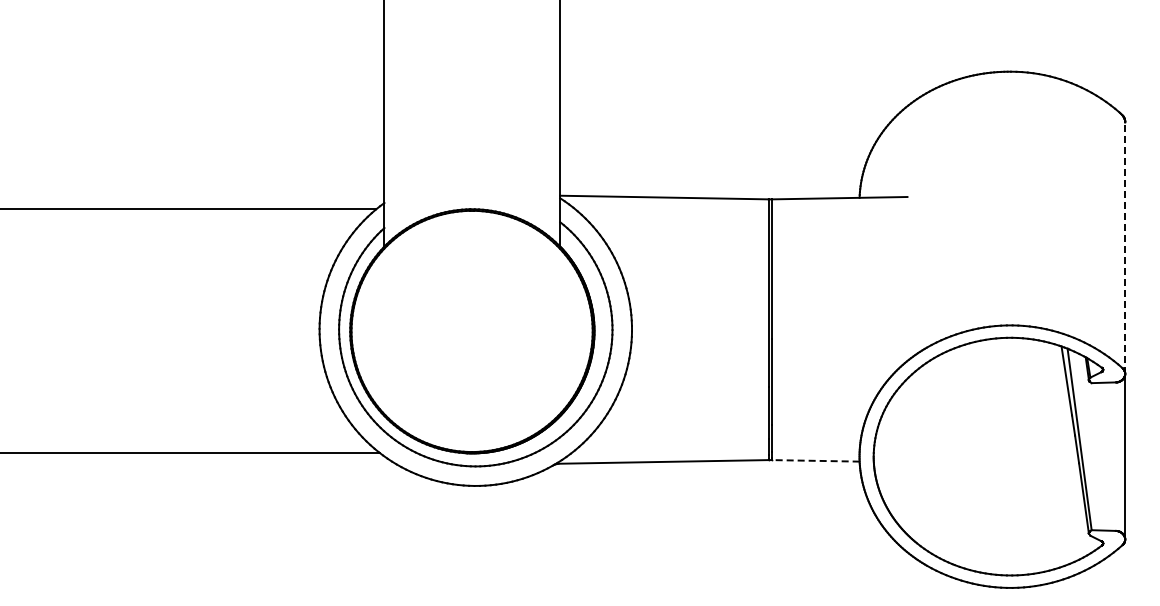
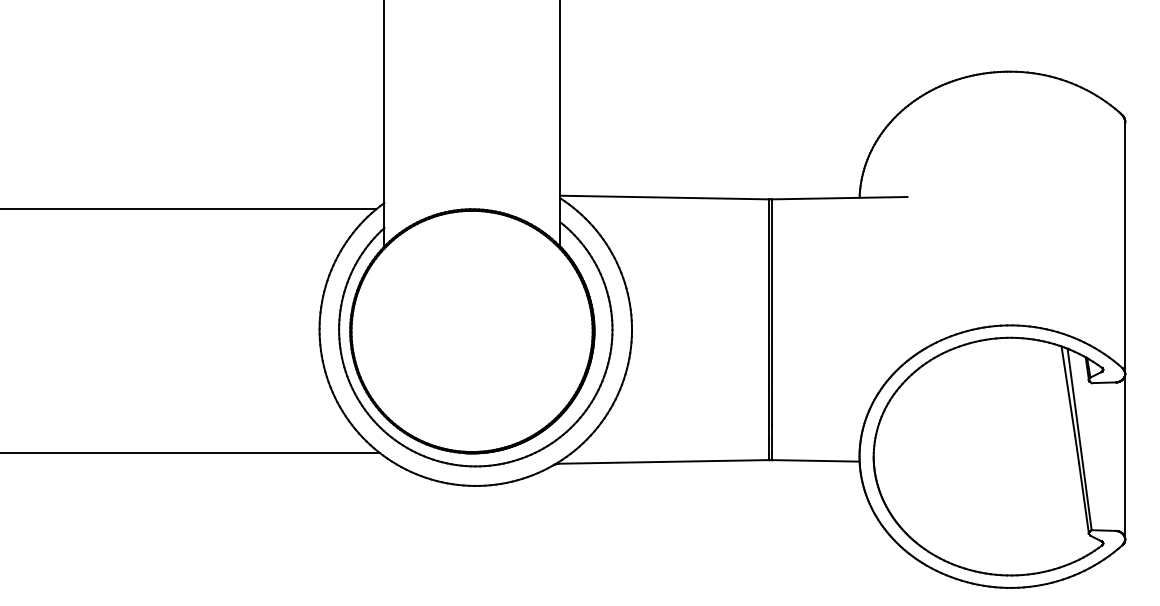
line: dashed -> solid (1125, 248)
line: dashed -> solid (815, 460)
